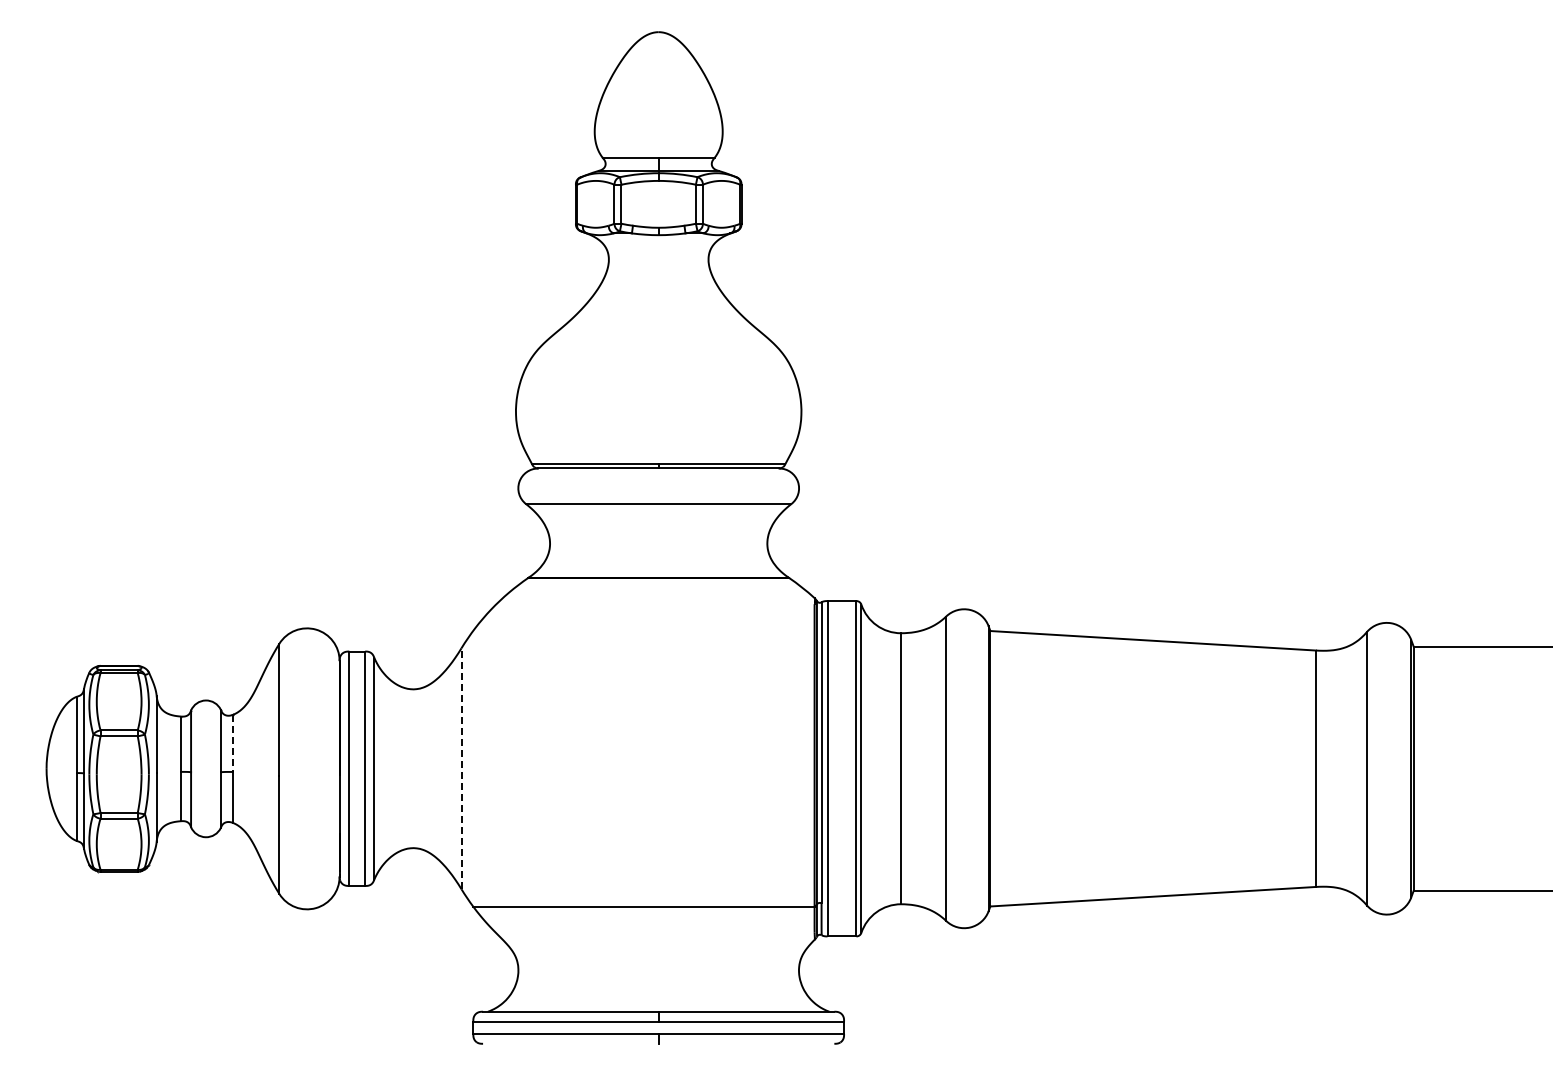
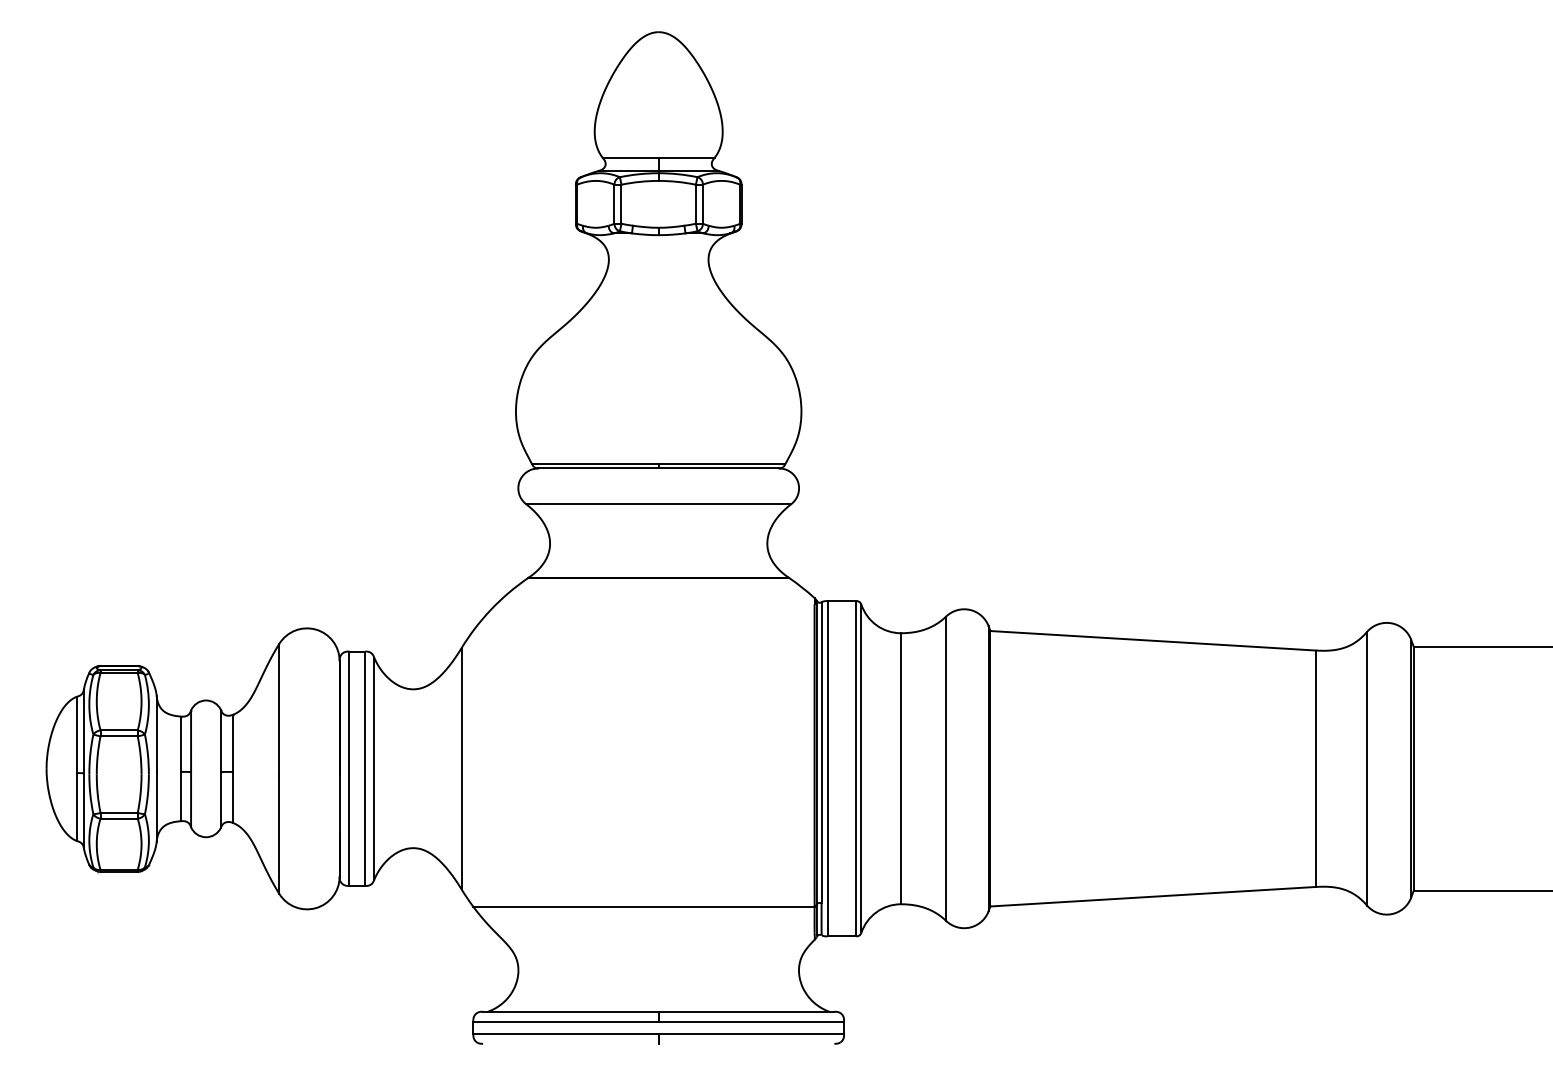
line: dashed -> solid (233, 743)
line: dashed -> solid (461, 768)
